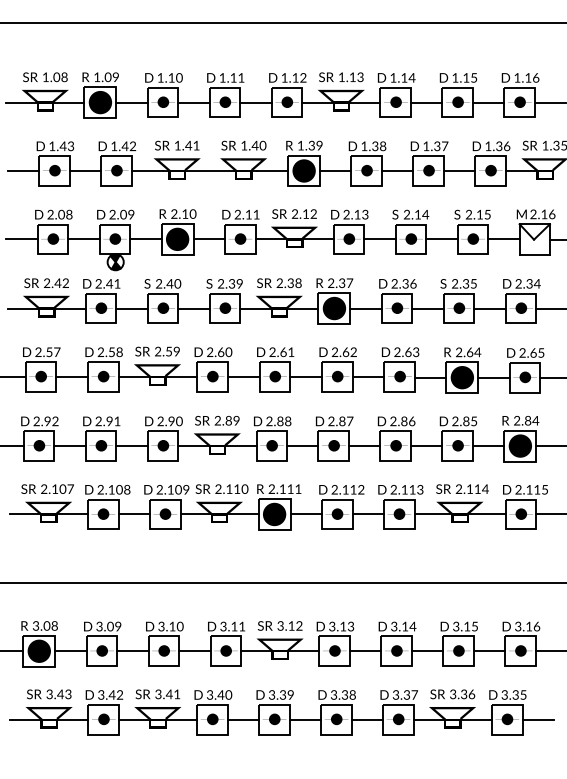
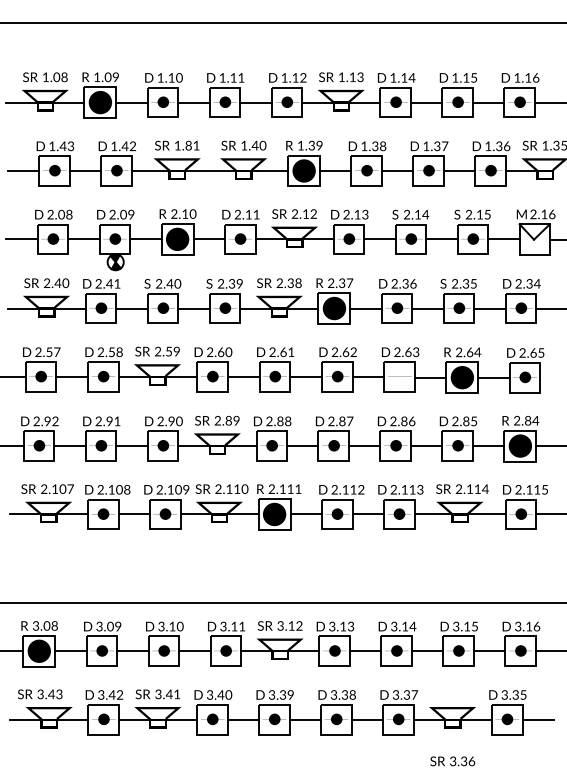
text: 1.41 -> 1.81 (188, 145)
text: 2.42 -> 2.40 (65, 283)
fill: present -> none (399, 376)
line: present -> none (551, 377)
line position: (282, 582) -> (282, 602) (282, 602)
text position: (49, 694) -> (40, 694) (40, 694)
text position: (452, 694) -> (452, 761) (452, 761)
